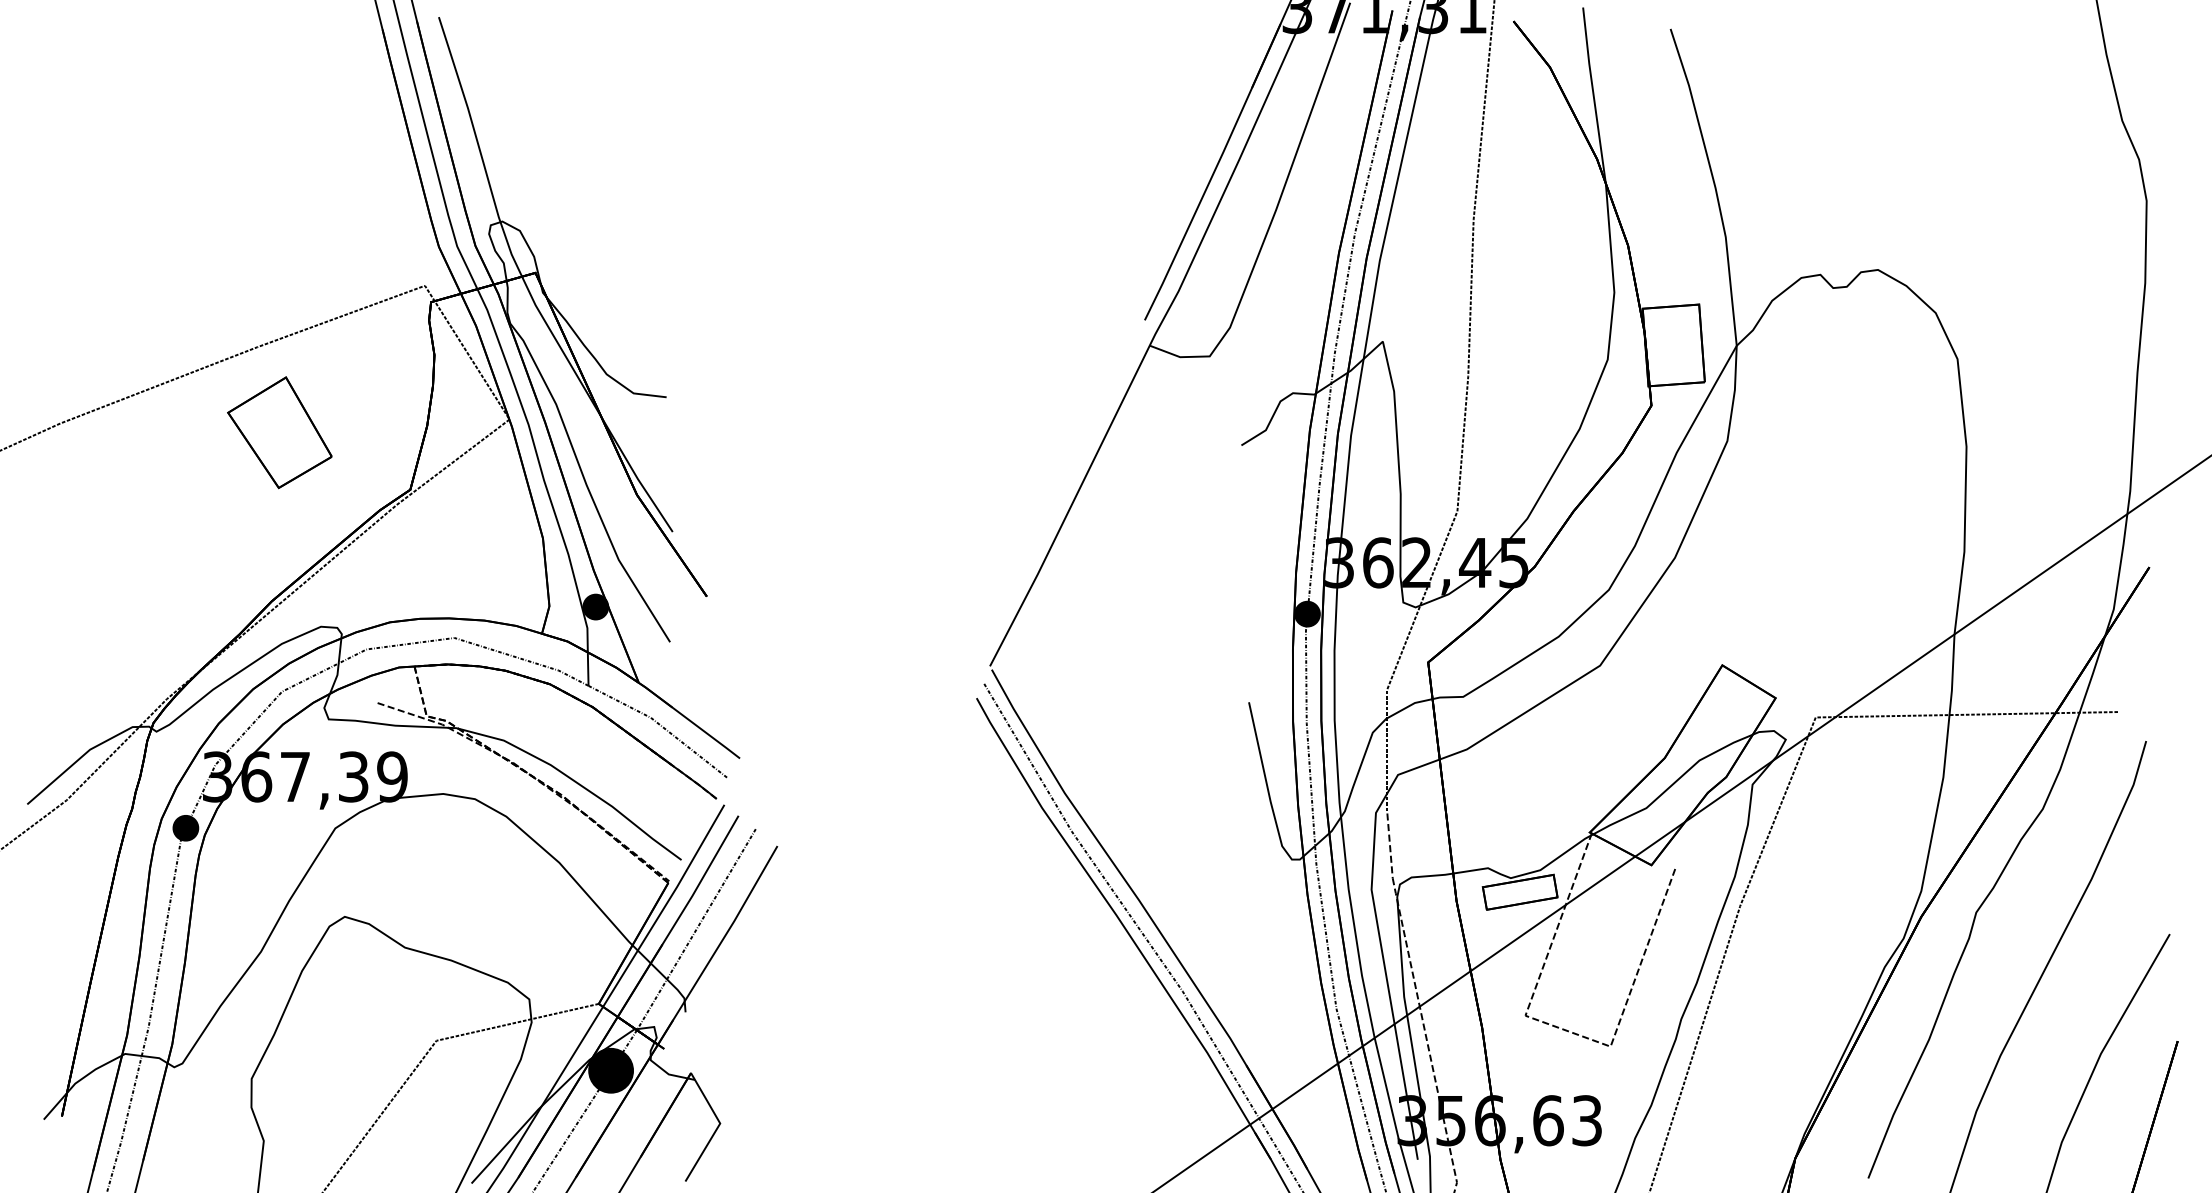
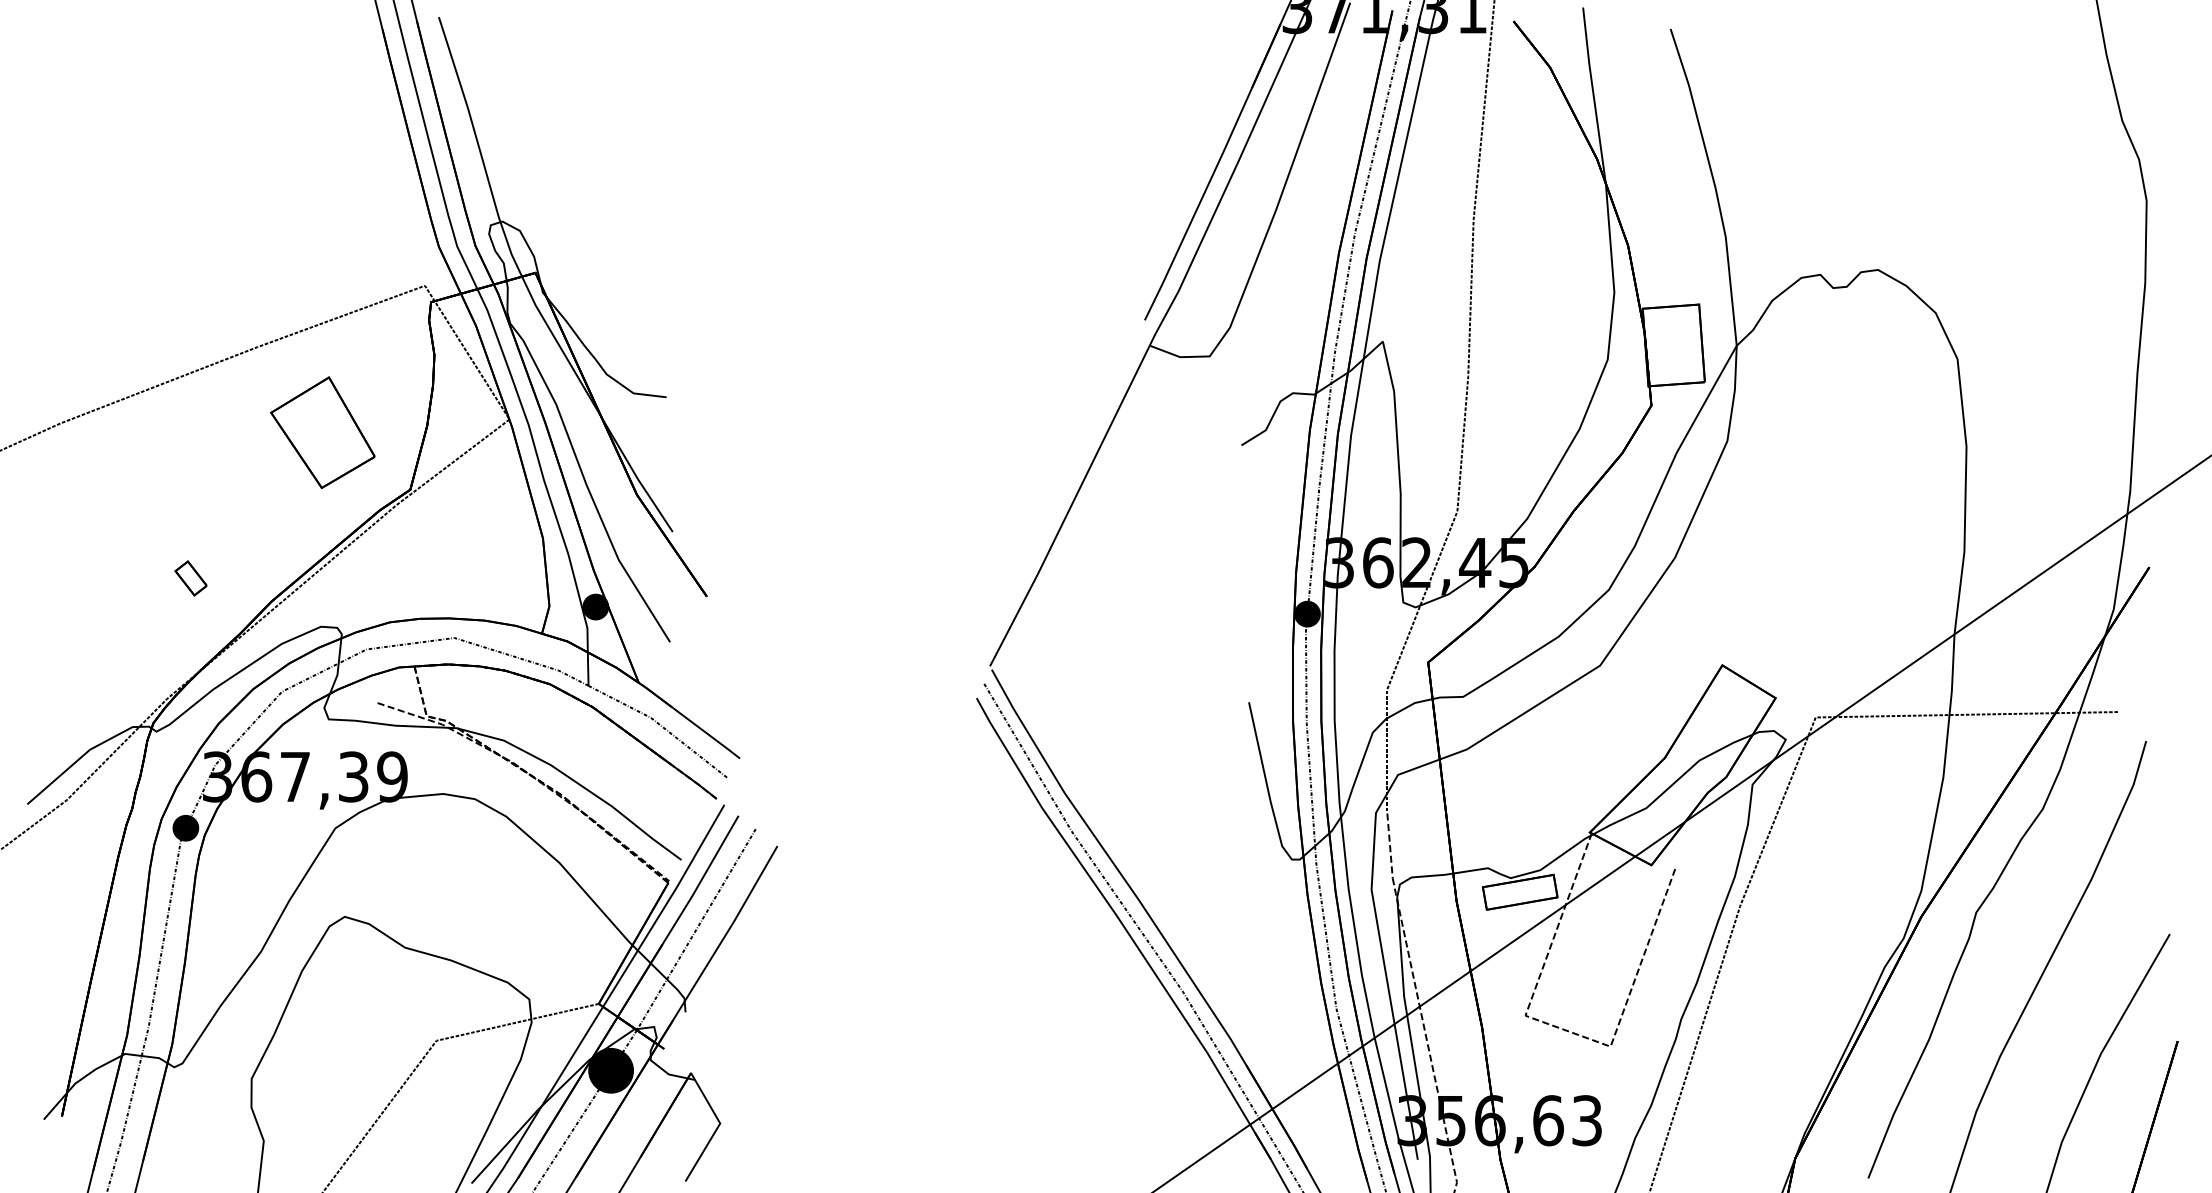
part position: (279, 432) -> (322, 432) (322, 432)
part: none -> present (190, 578)
